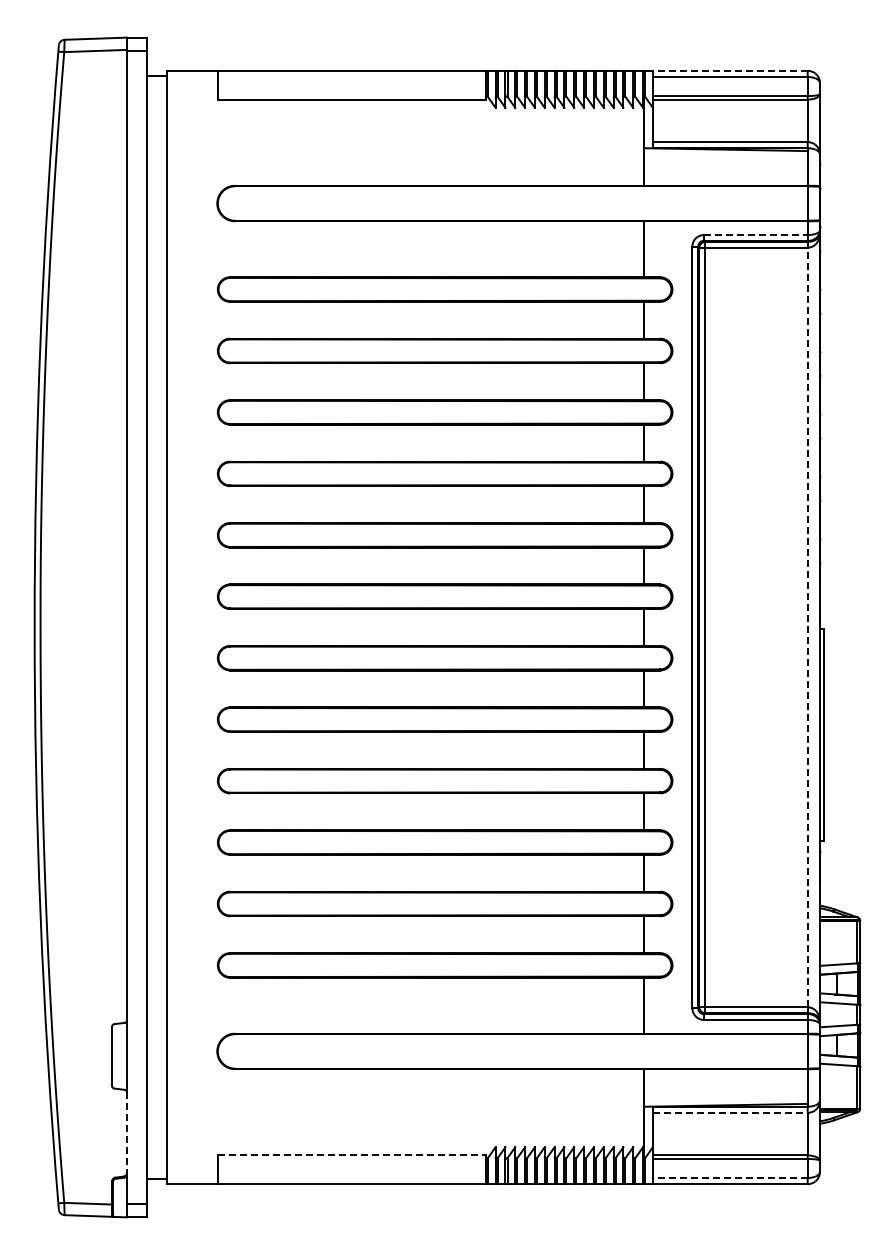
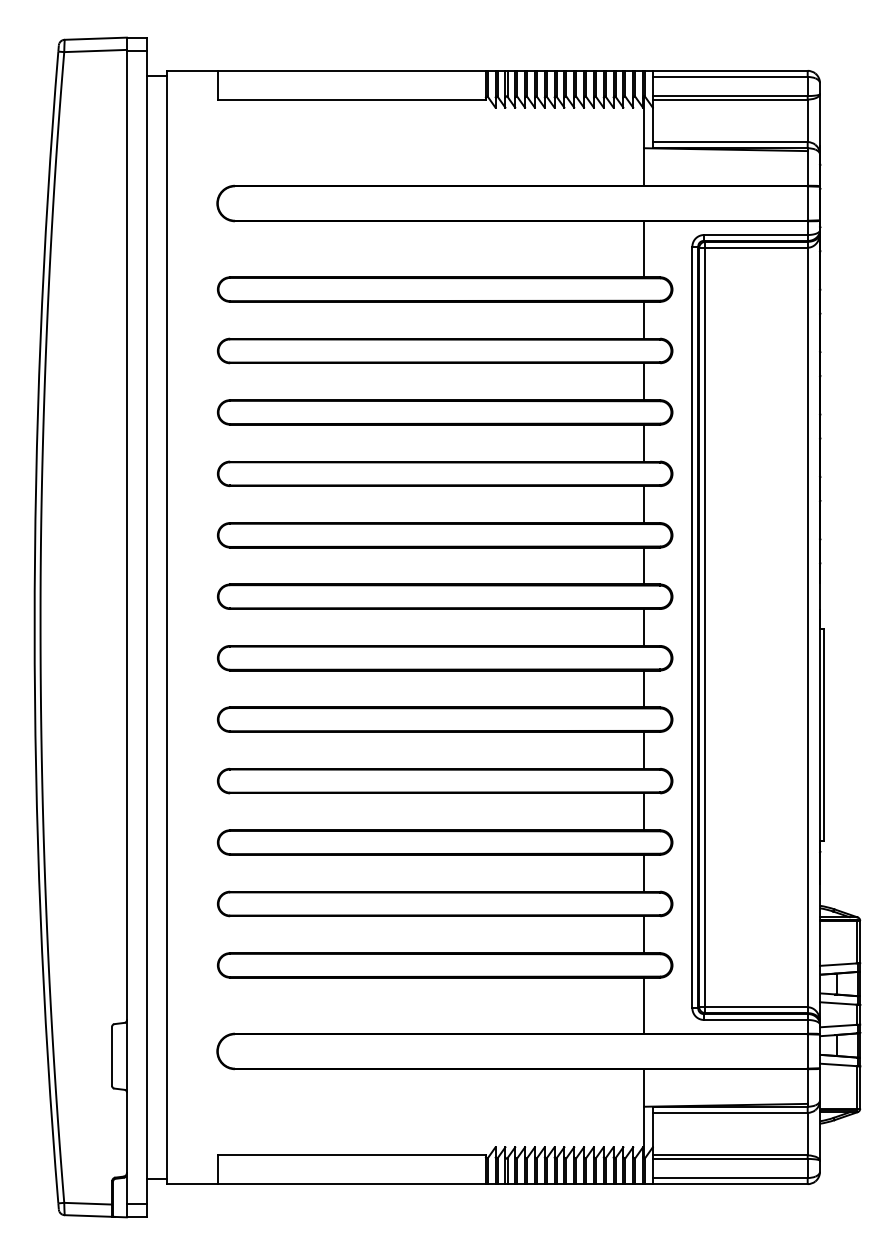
line: dashed -> solid (729, 70)
line: dashed -> solid (755, 235)
line: dashed -> solid (807, 627)
line: dashed -> solid (730, 1112)
line: dashed -> solid (126, 1133)
line: dashed -> solid (351, 1155)
line: dashed -> solid (729, 1178)
